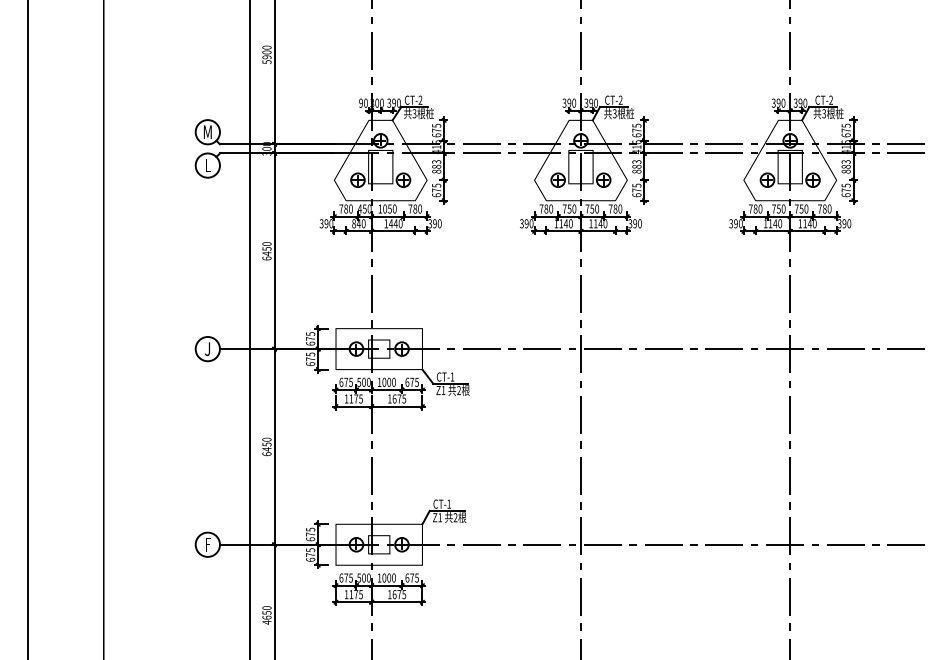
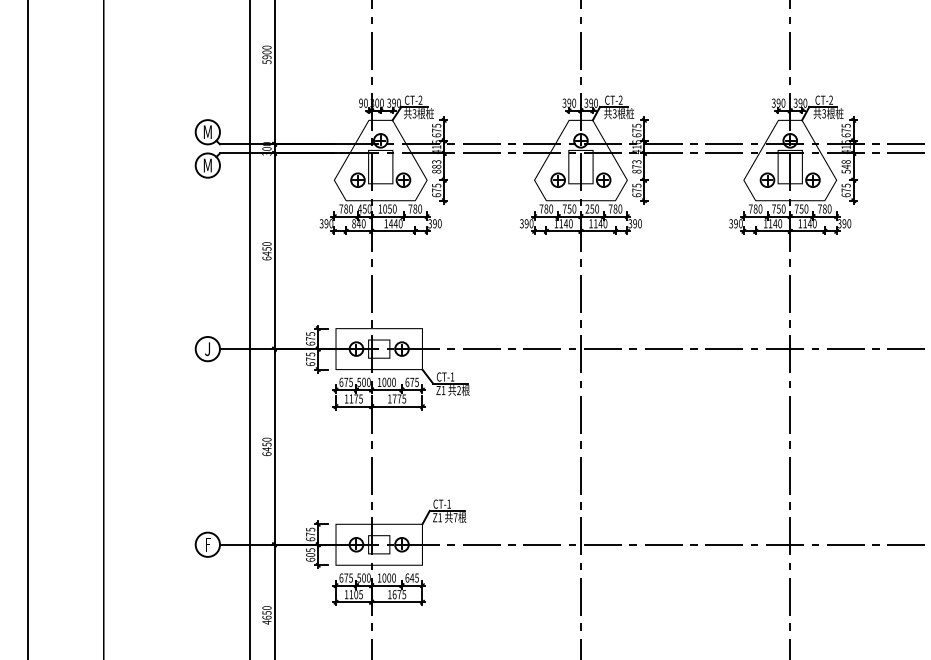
text: L -> M (207, 165)
text: 883 -> 873 (636, 166)
text: 883 -> 548 (845, 166)
text: 750 -> 250 (587, 208)
text: 1675 -> 1775 (394, 398)
text: 2 -> 7 (455, 517)
text: 675 -> 605 (310, 554)
text: 675 -> 645 (412, 577)
text: 1175 -> 1105 (356, 594)
